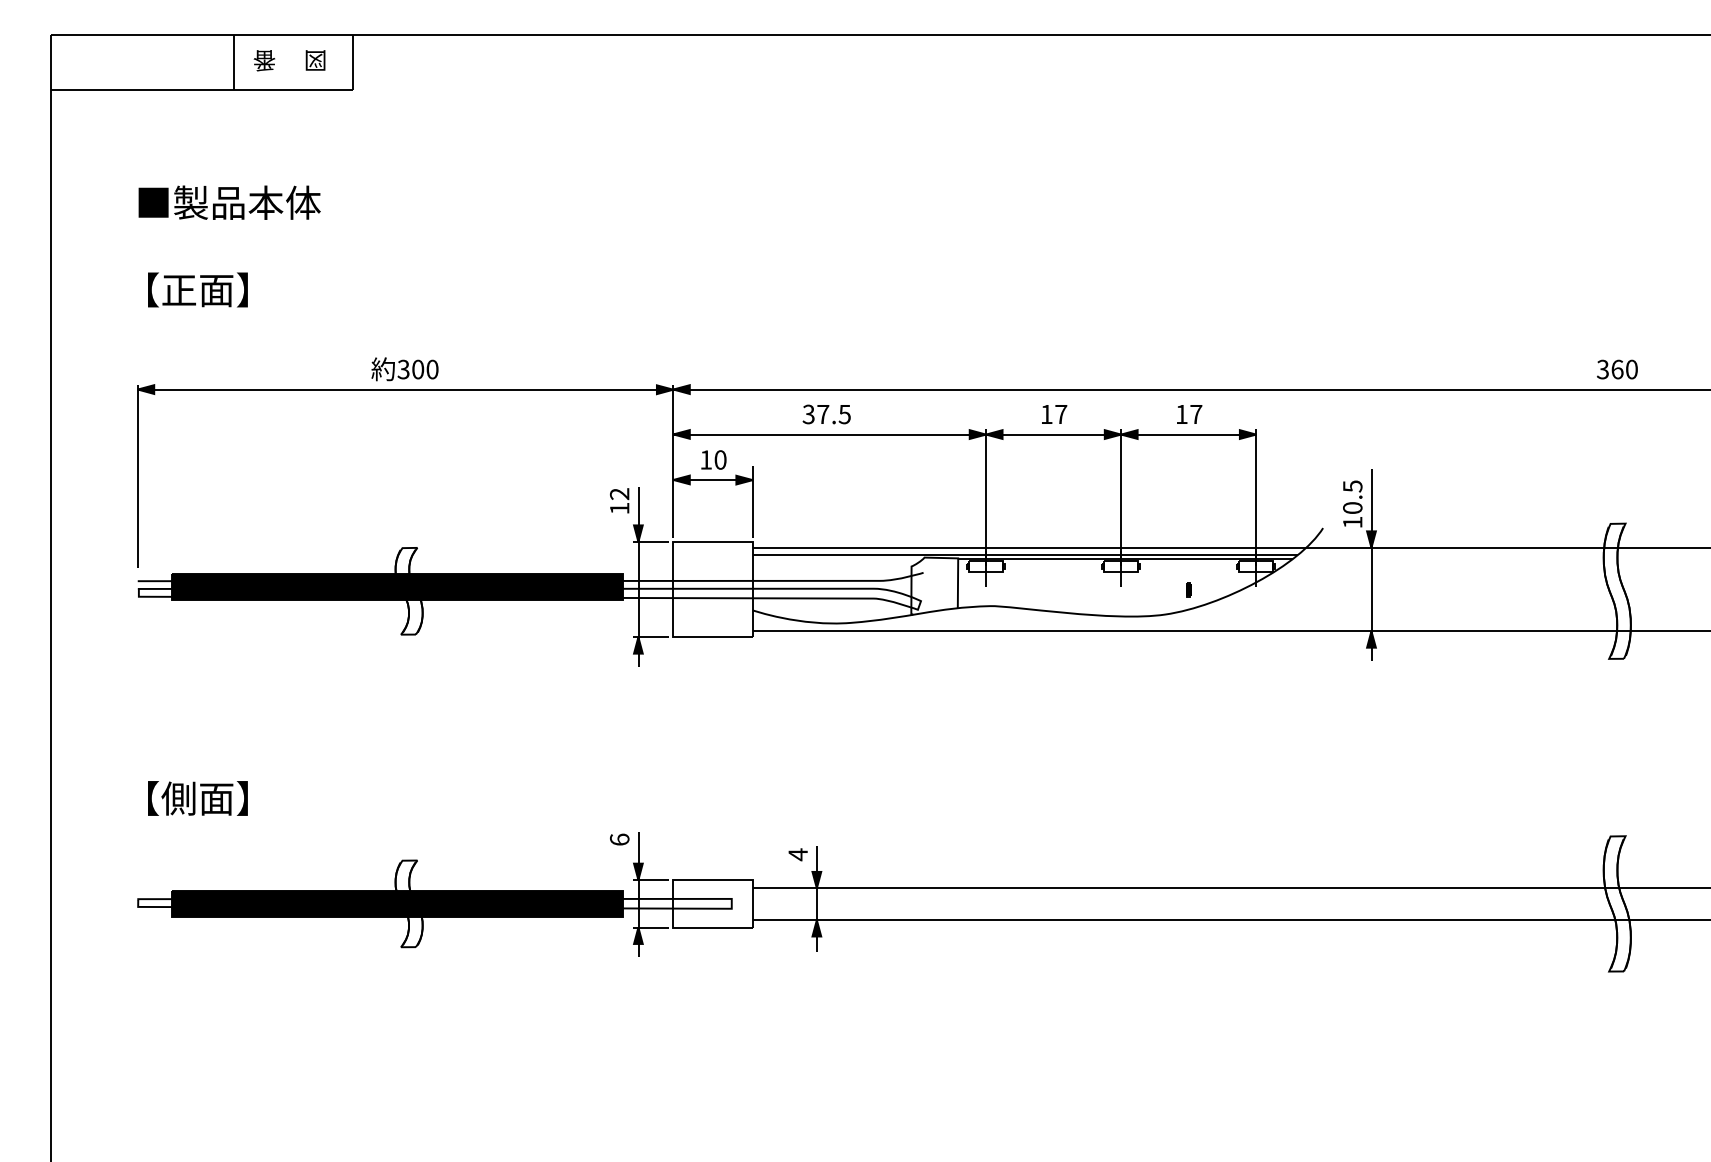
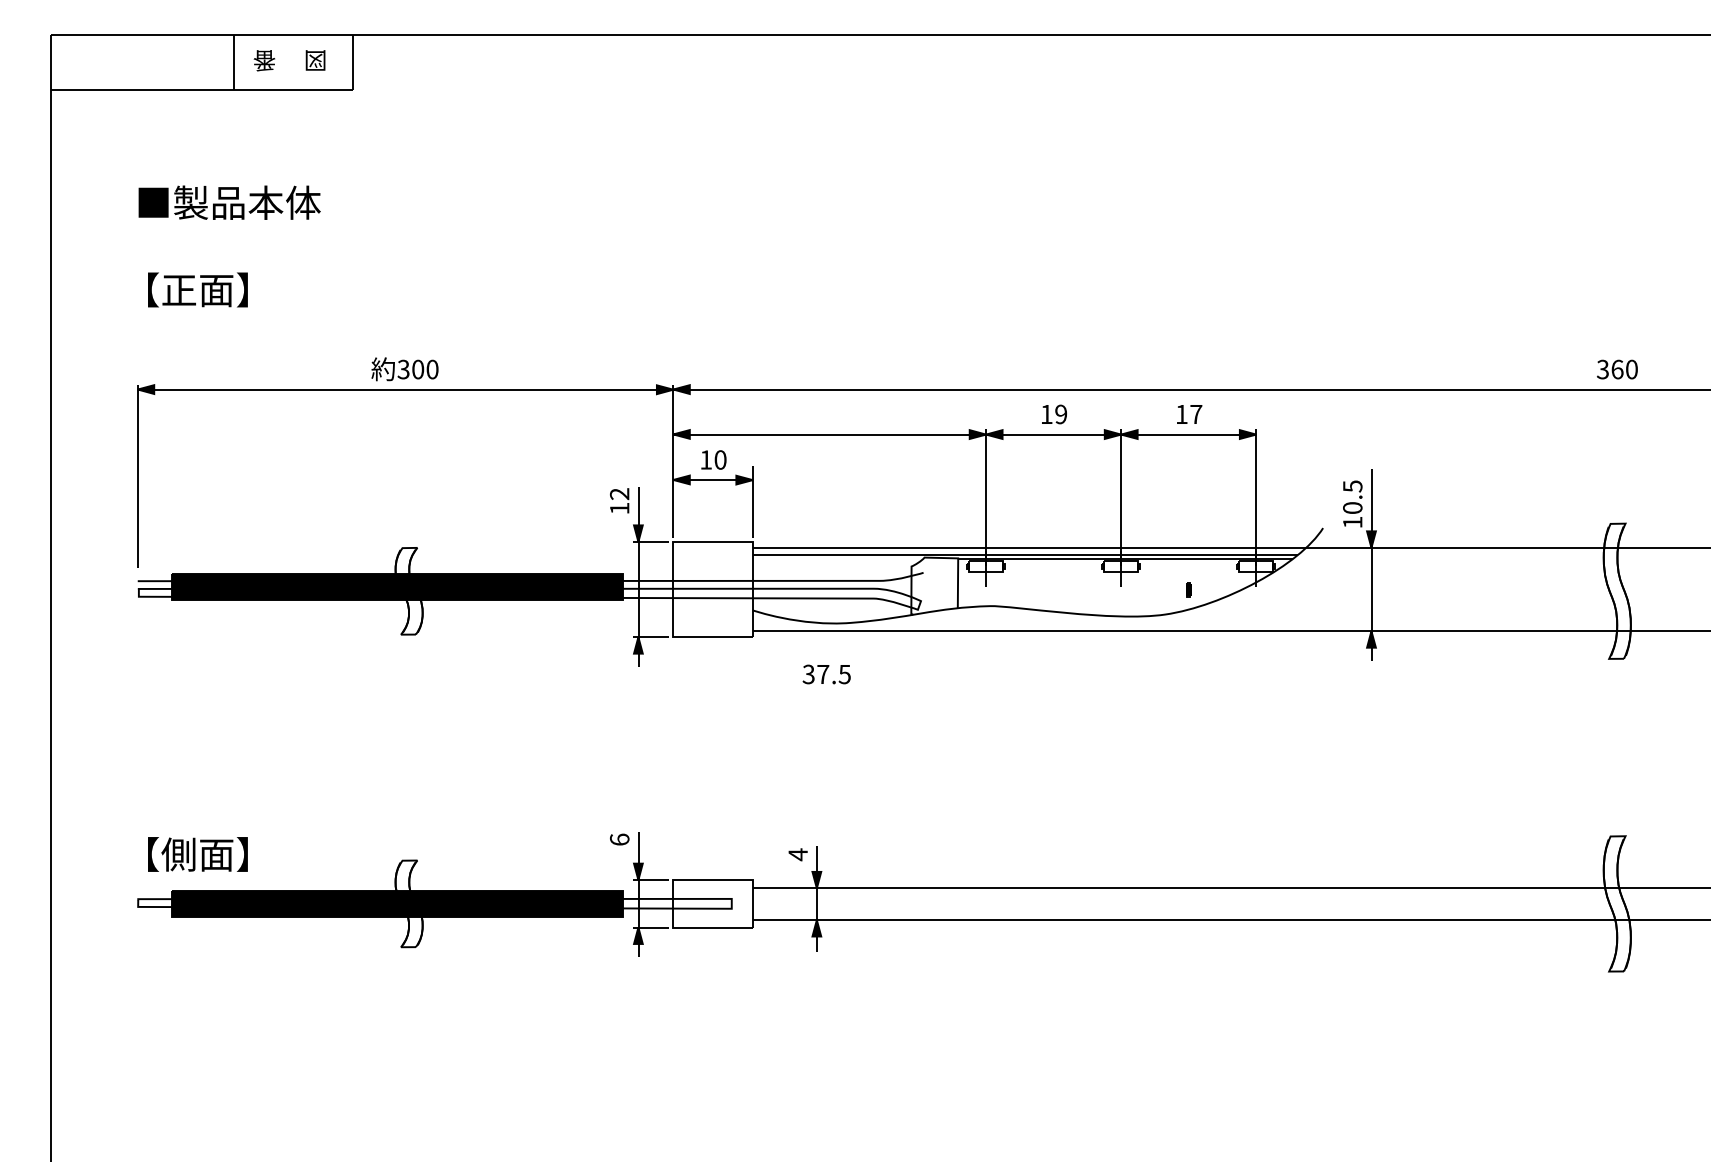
text position: (826, 414) -> (826, 674) (826, 674)
text: 17 -> 19 (1061, 414)
text position: (197, 798) -> (197, 854) (197, 854)
